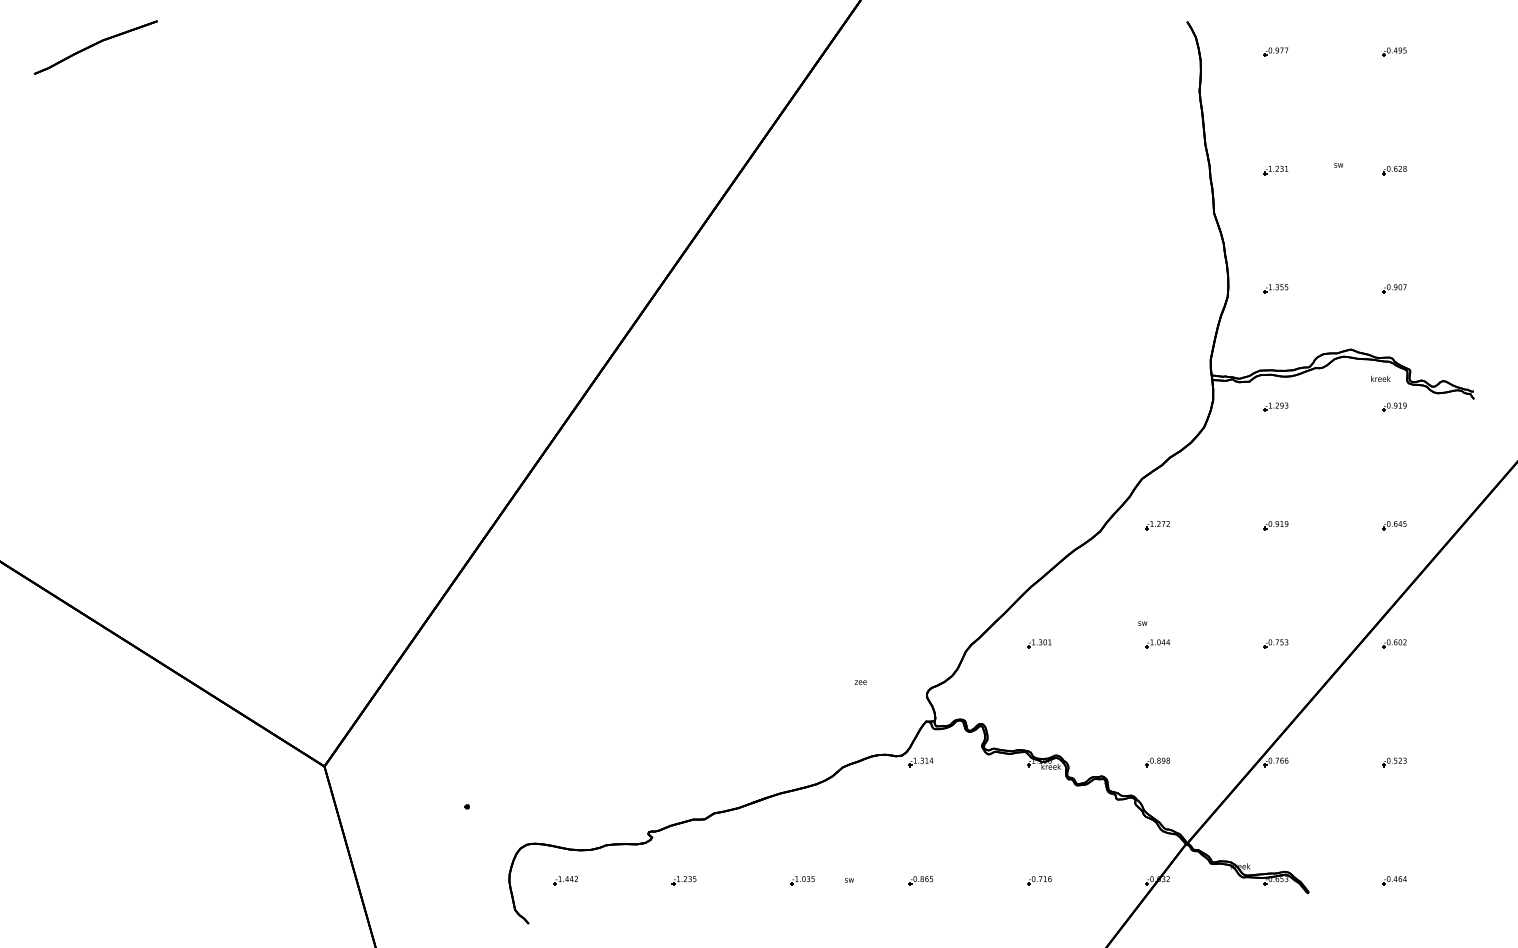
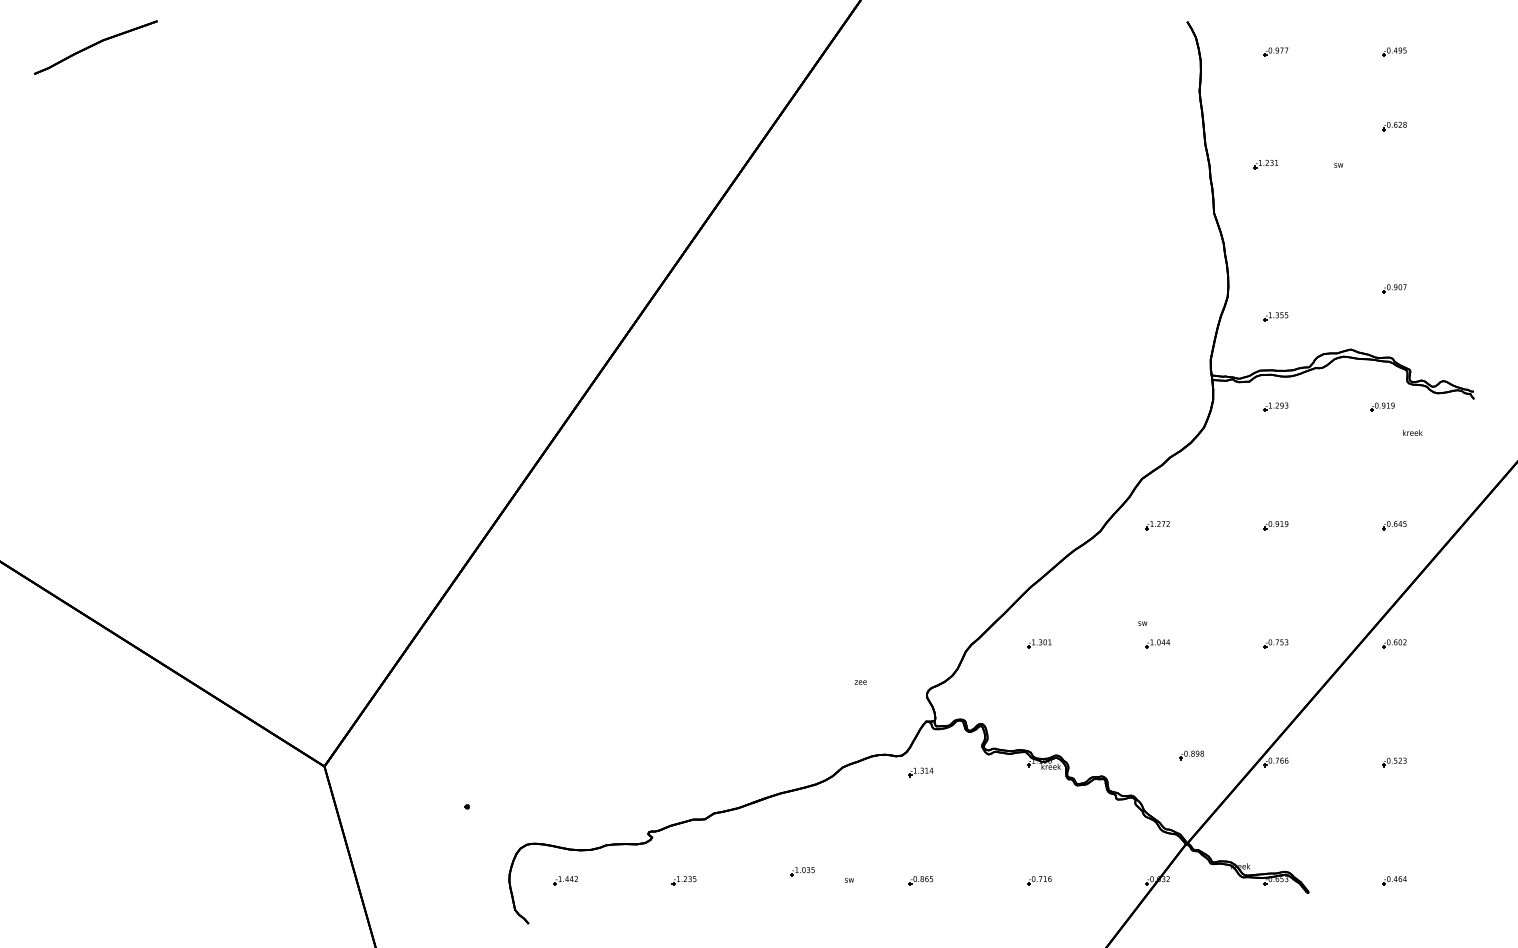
part position: (1275, 170) -> (1265, 164) (1265, 164)
part position: (1394, 170) -> (1394, 126) (1394, 126)
part position: (1275, 288) -> (1275, 316) (1275, 316)
text position: (1380, 378) -> (1412, 432) (1412, 432)
part position: (1394, 406) -> (1382, 406) (1382, 406)
part position: (920, 762) -> (920, 772) (920, 772)
part position: (1157, 762) -> (1191, 755) (1191, 755)
part position: (802, 880) -> (802, 871) (802, 871)
